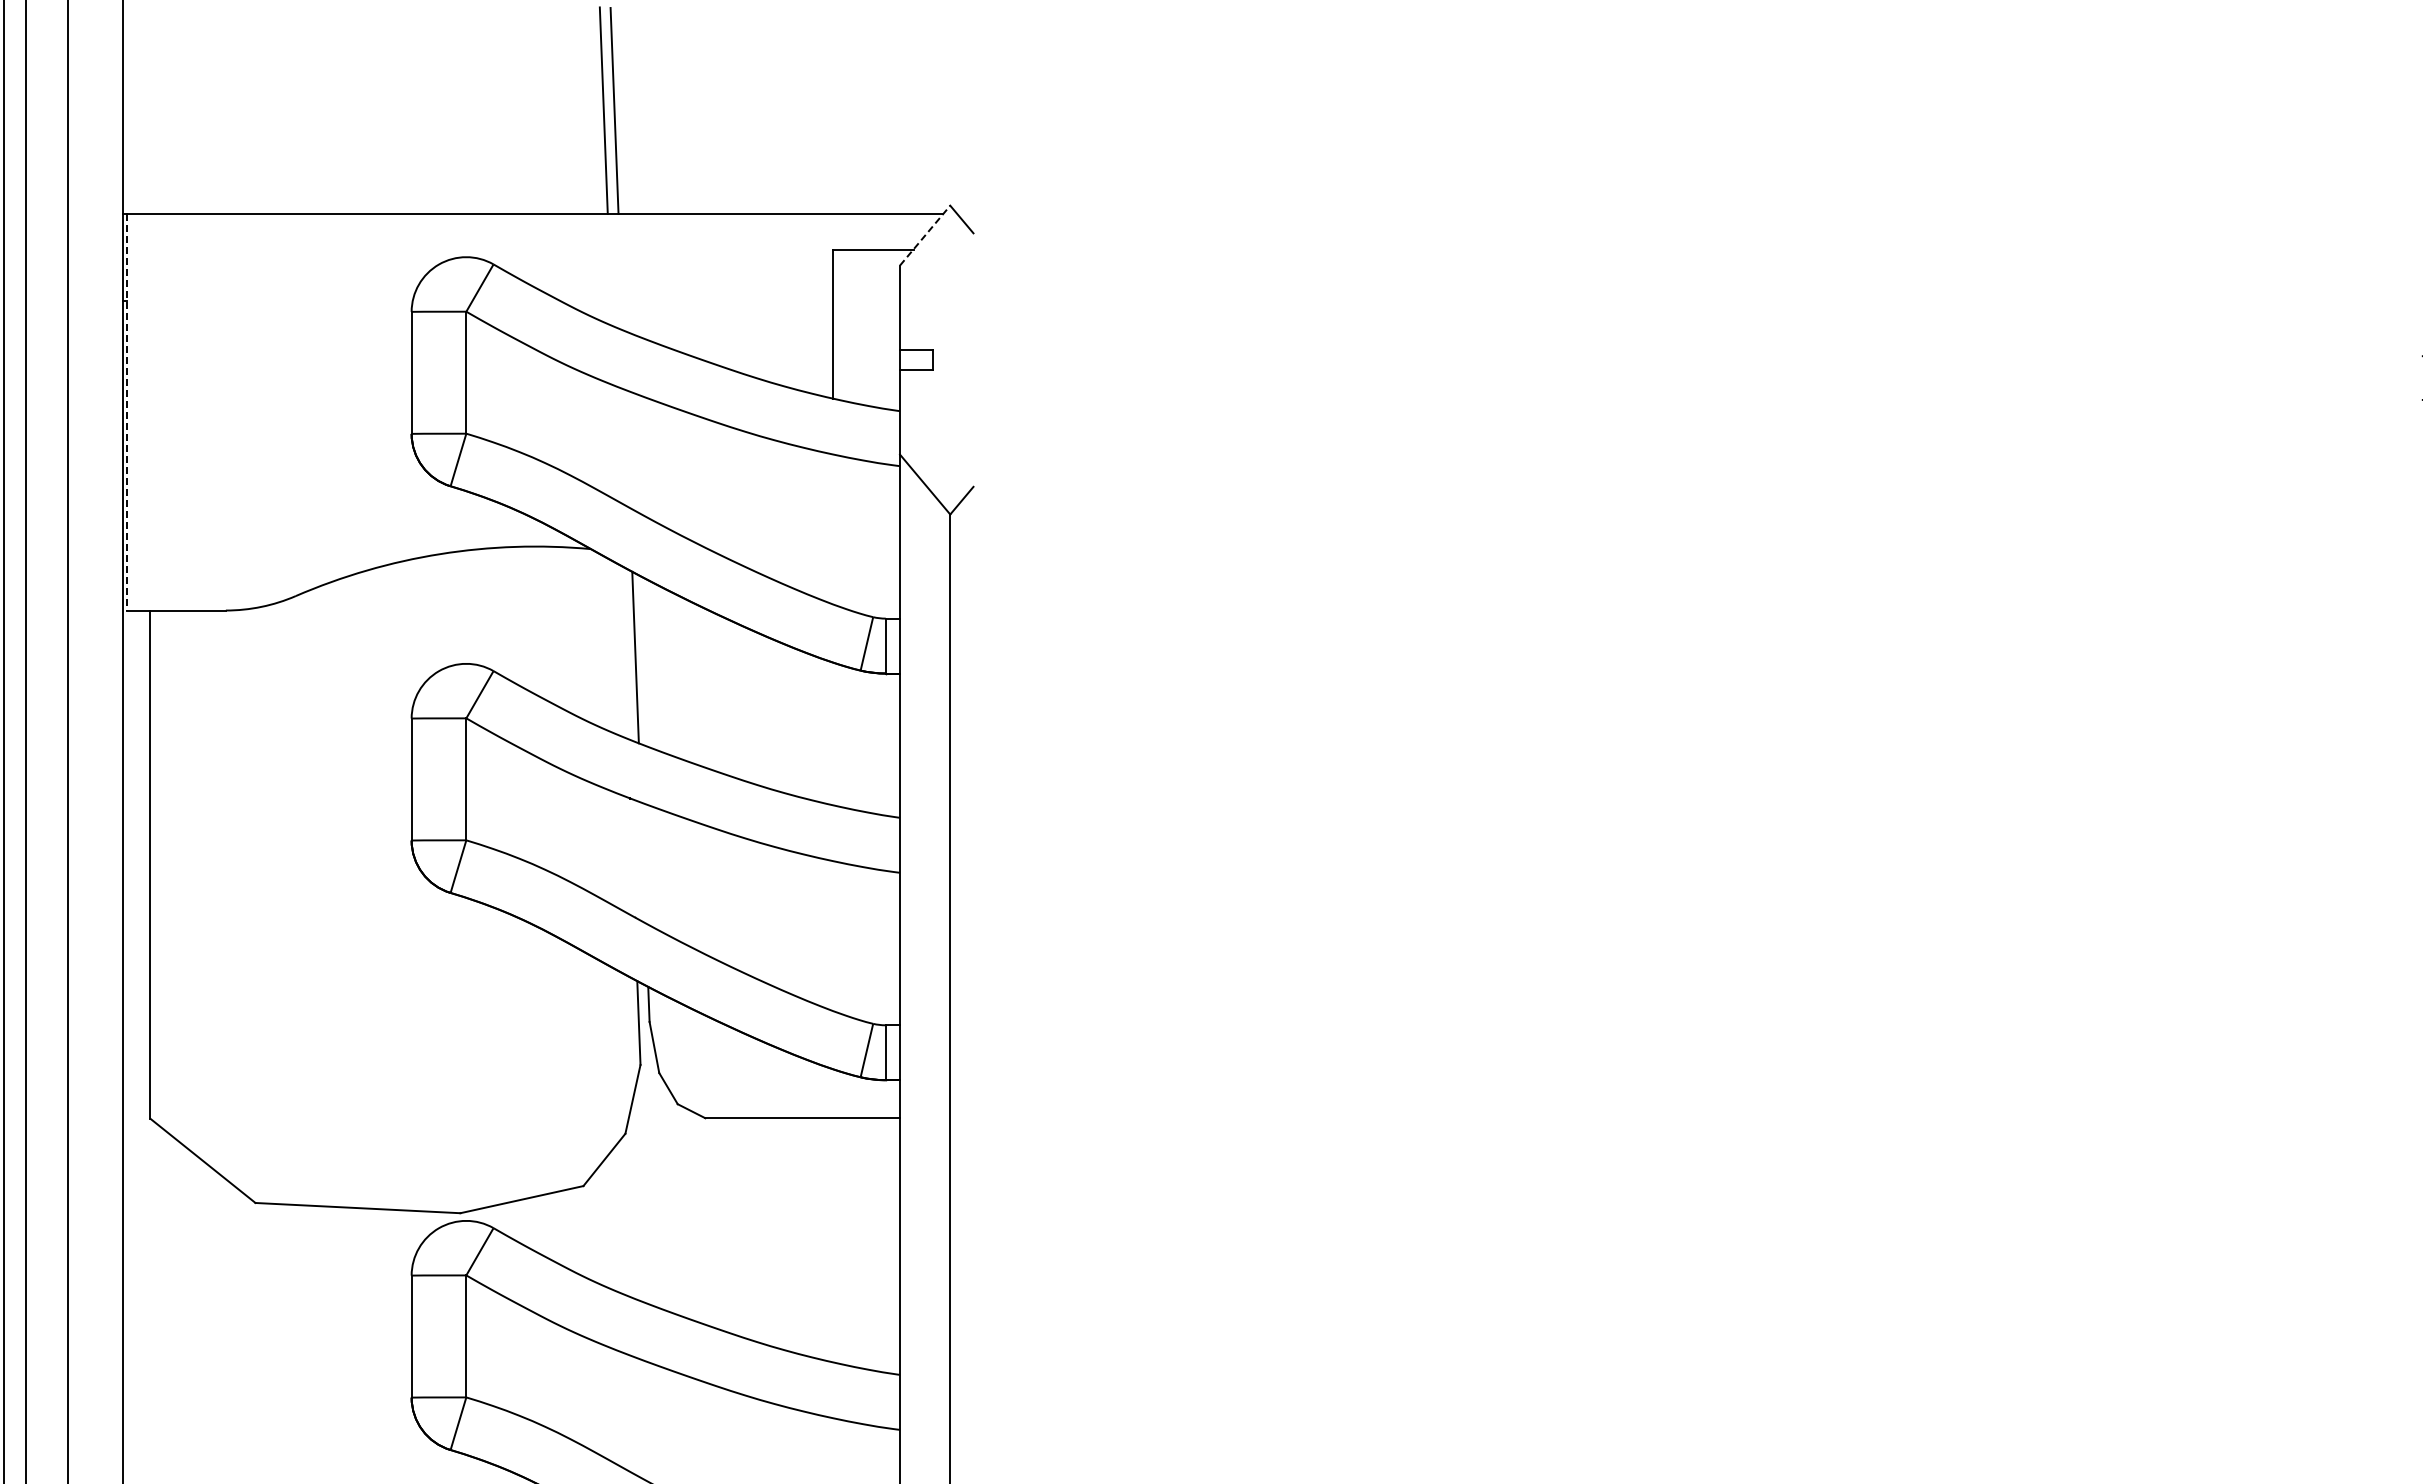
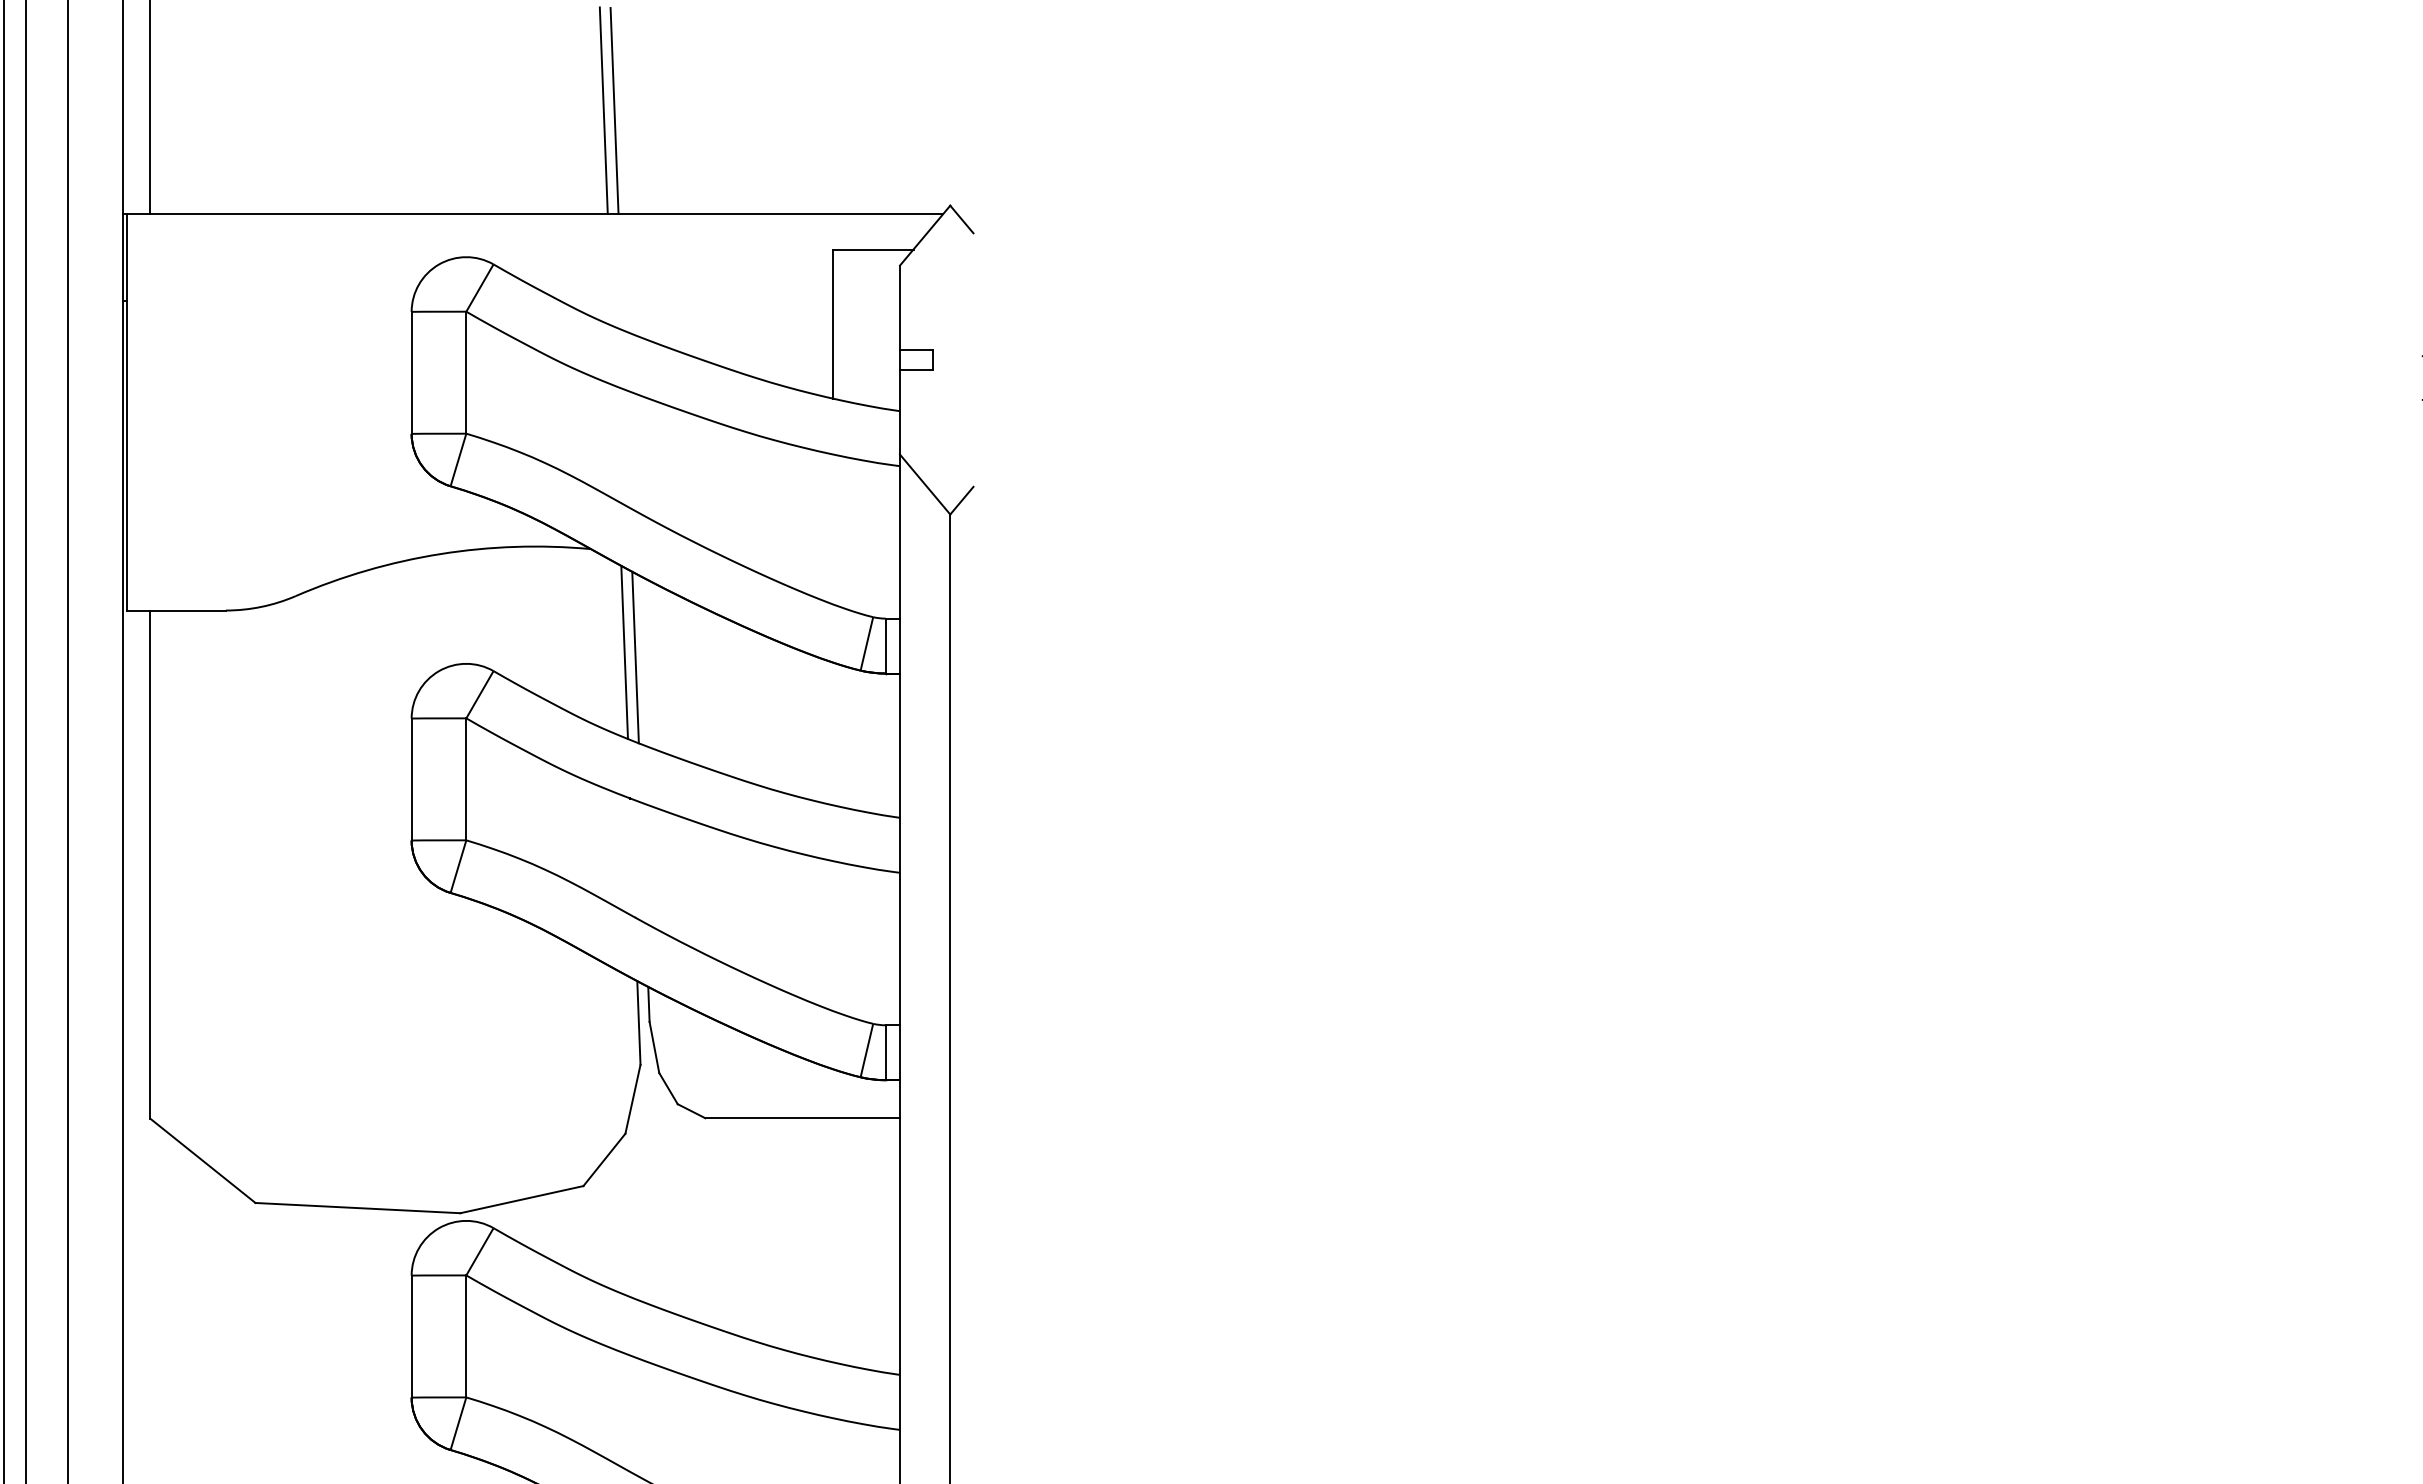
line: none -> present (150, 107)
line: dashed -> solid (925, 235)
line: dashed -> solid (127, 412)
line: none -> present (624, 652)
